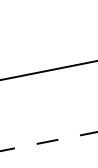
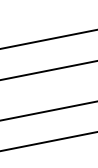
line: none -> present (48, 39)
line: none -> present (48, 111)
line: dashed -> solid (49, 141)
